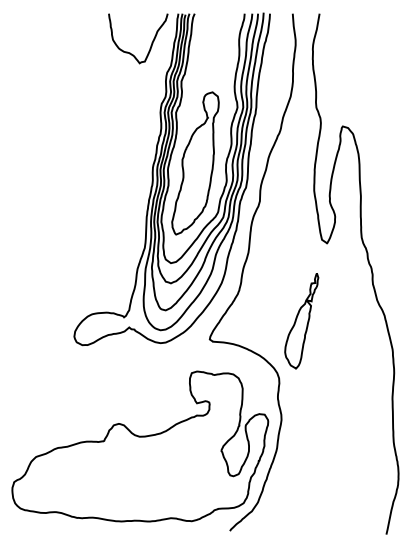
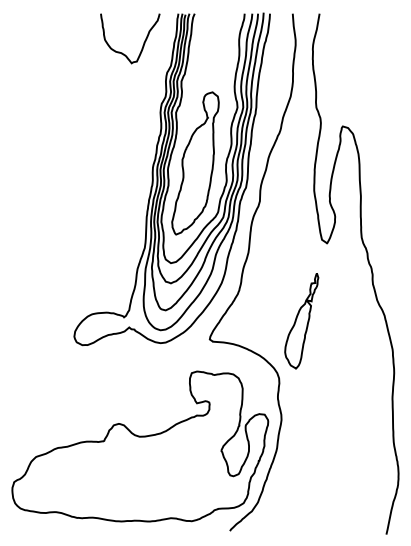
curve position: (151, 42) -> (143, 42) (143, 42)
